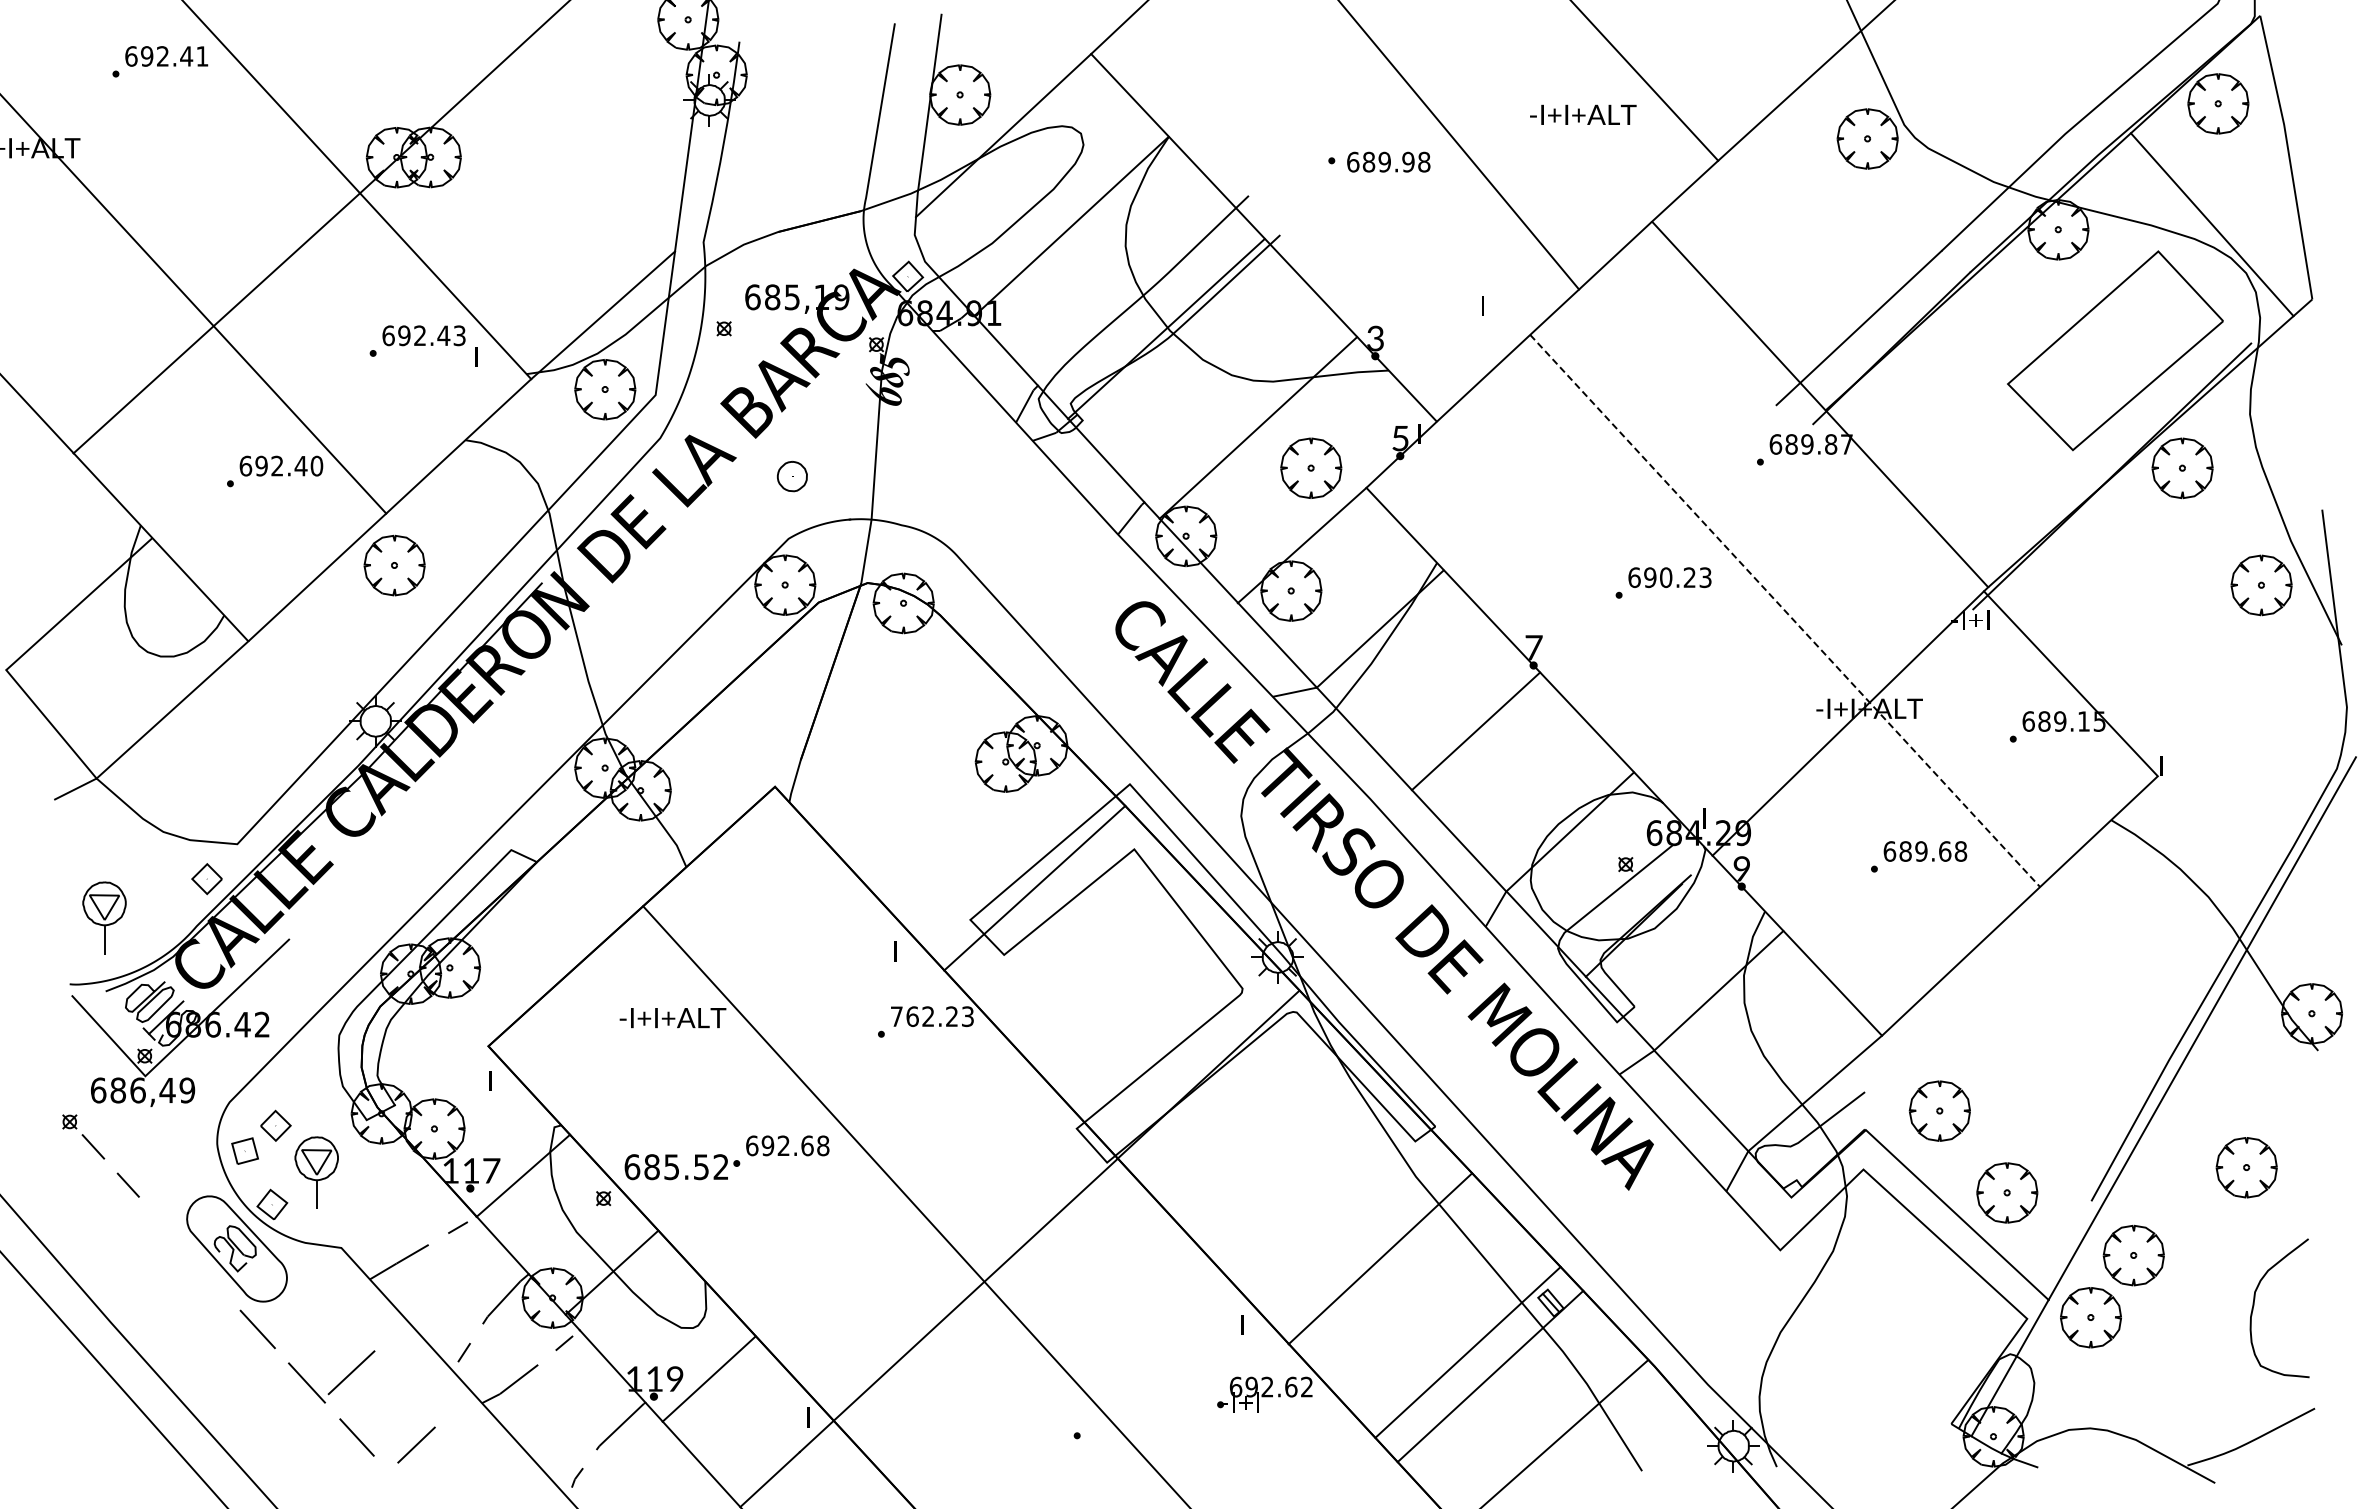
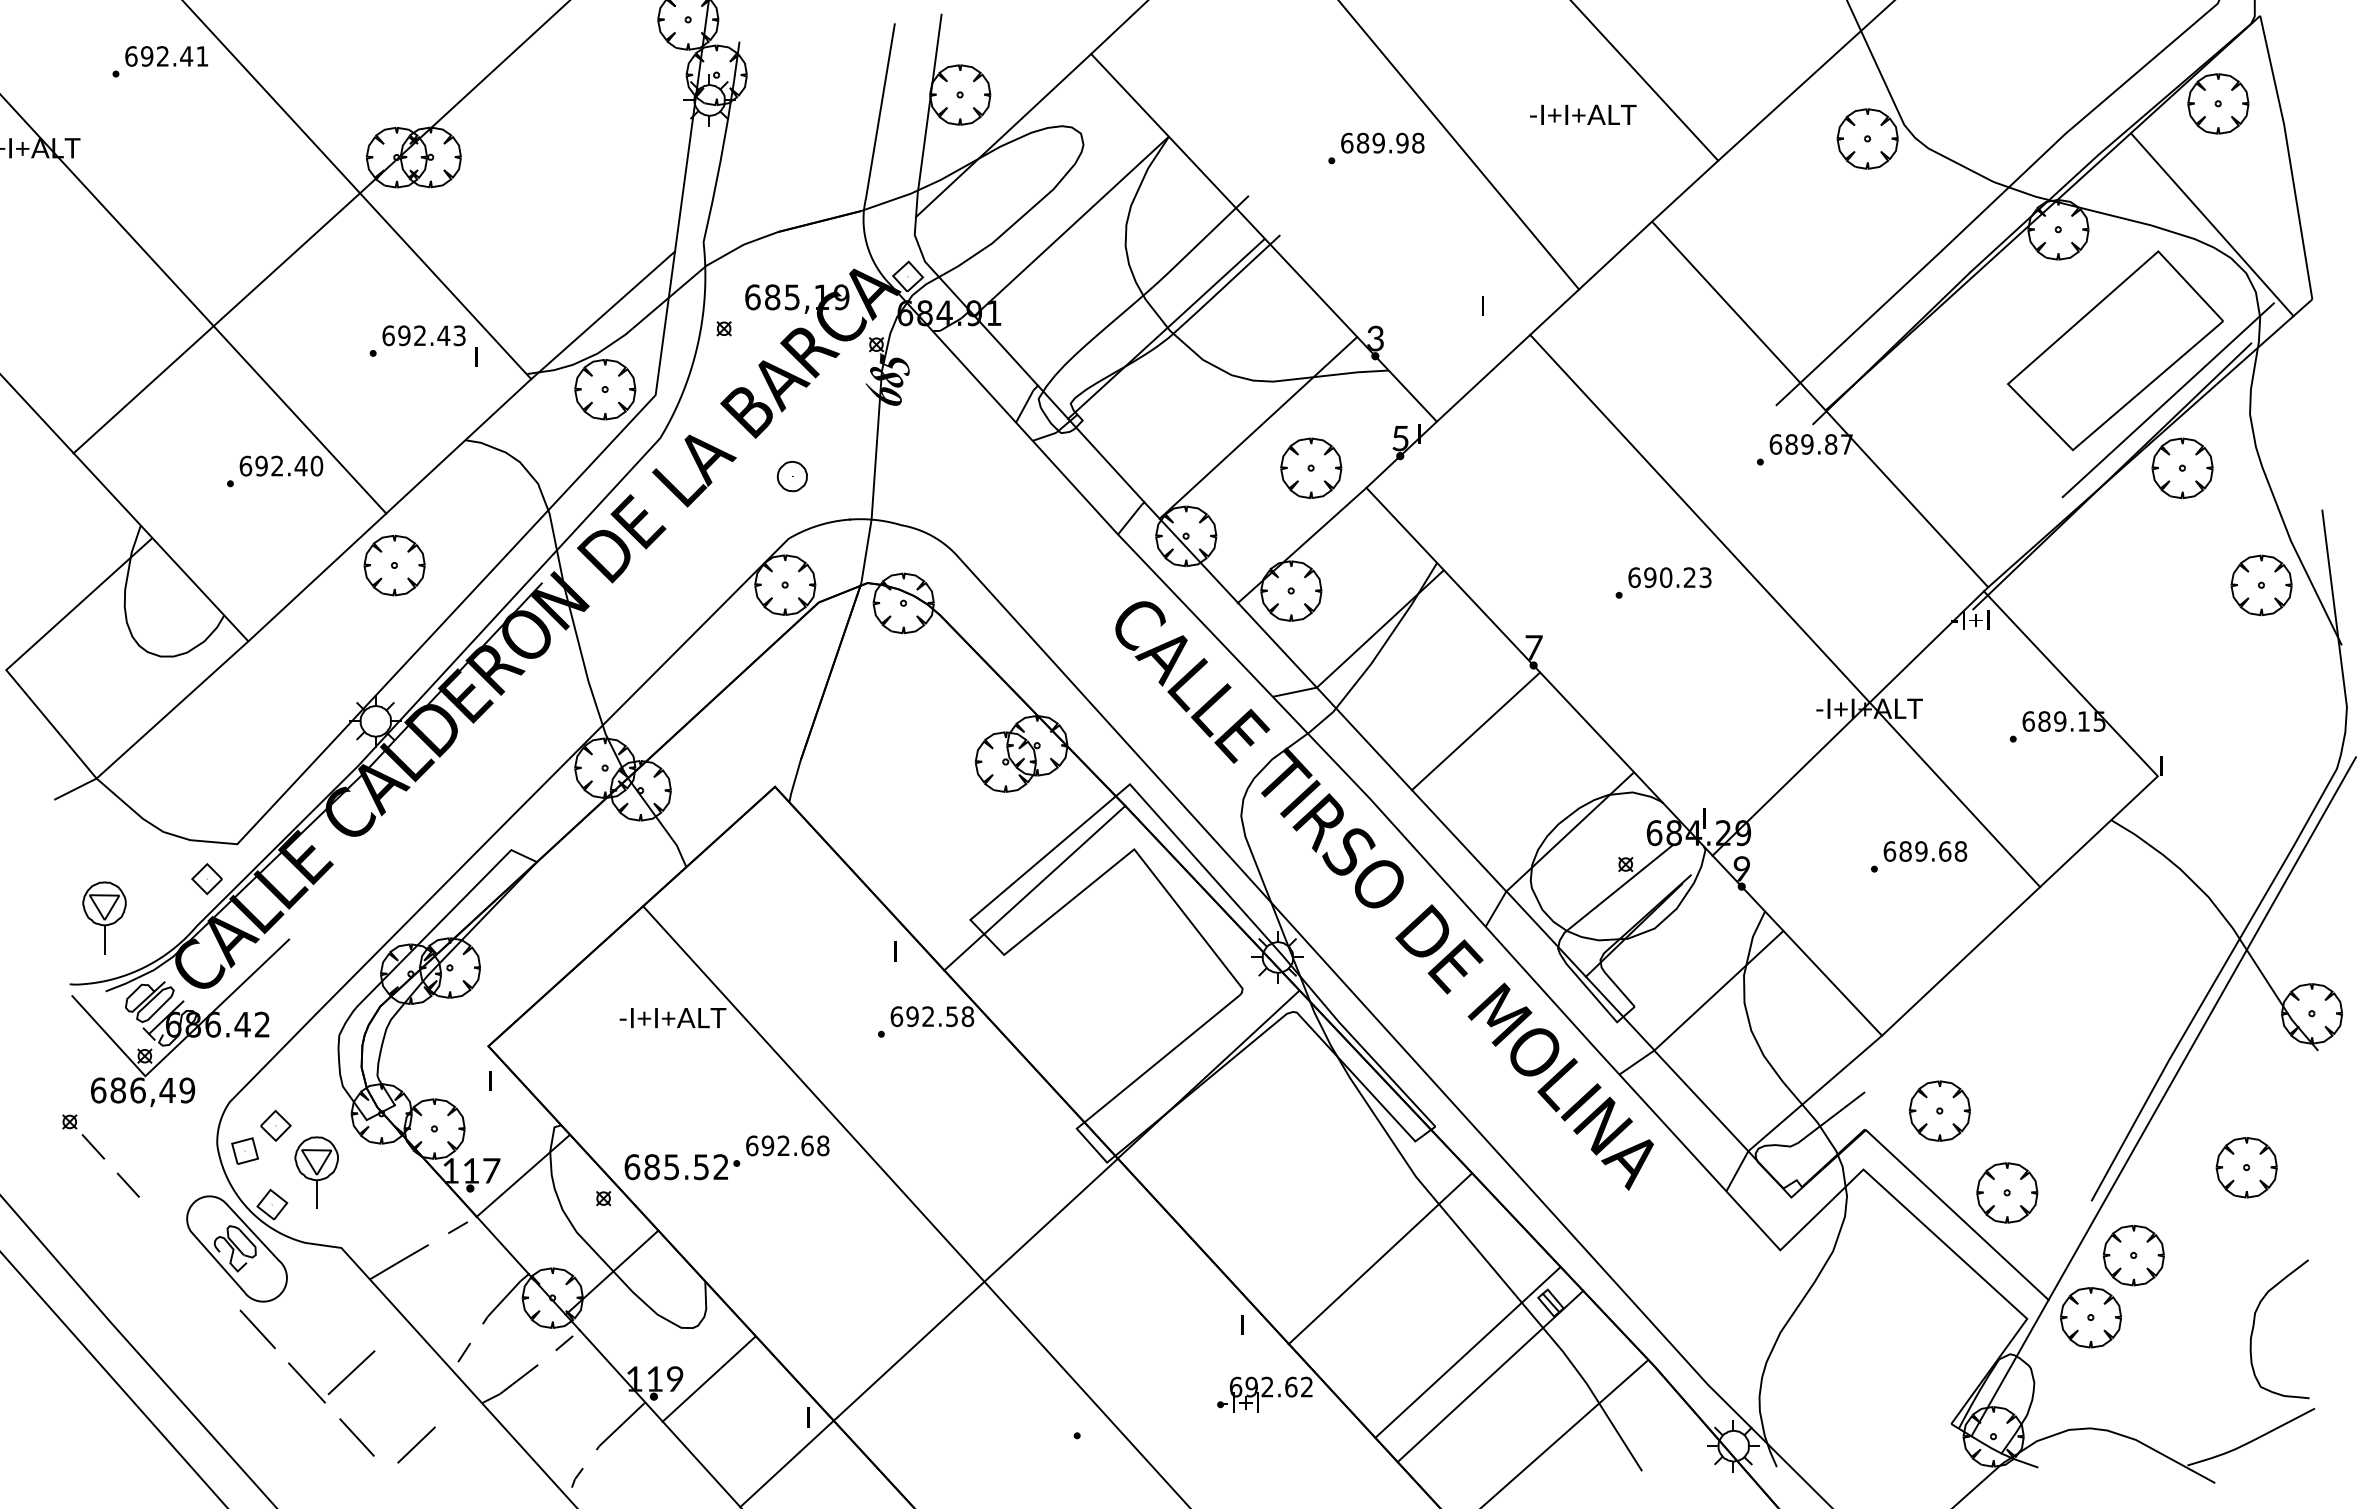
text position: (1388, 161) -> (1382, 142) (1382, 142)
line: none -> present (2167, 400)
line: dashed -> solid (1785, 610)
text: 762.23 -> 692.58 (932, 1016)
curve position: (2254, 1306) -> (2254, 1327) (2254, 1327)
